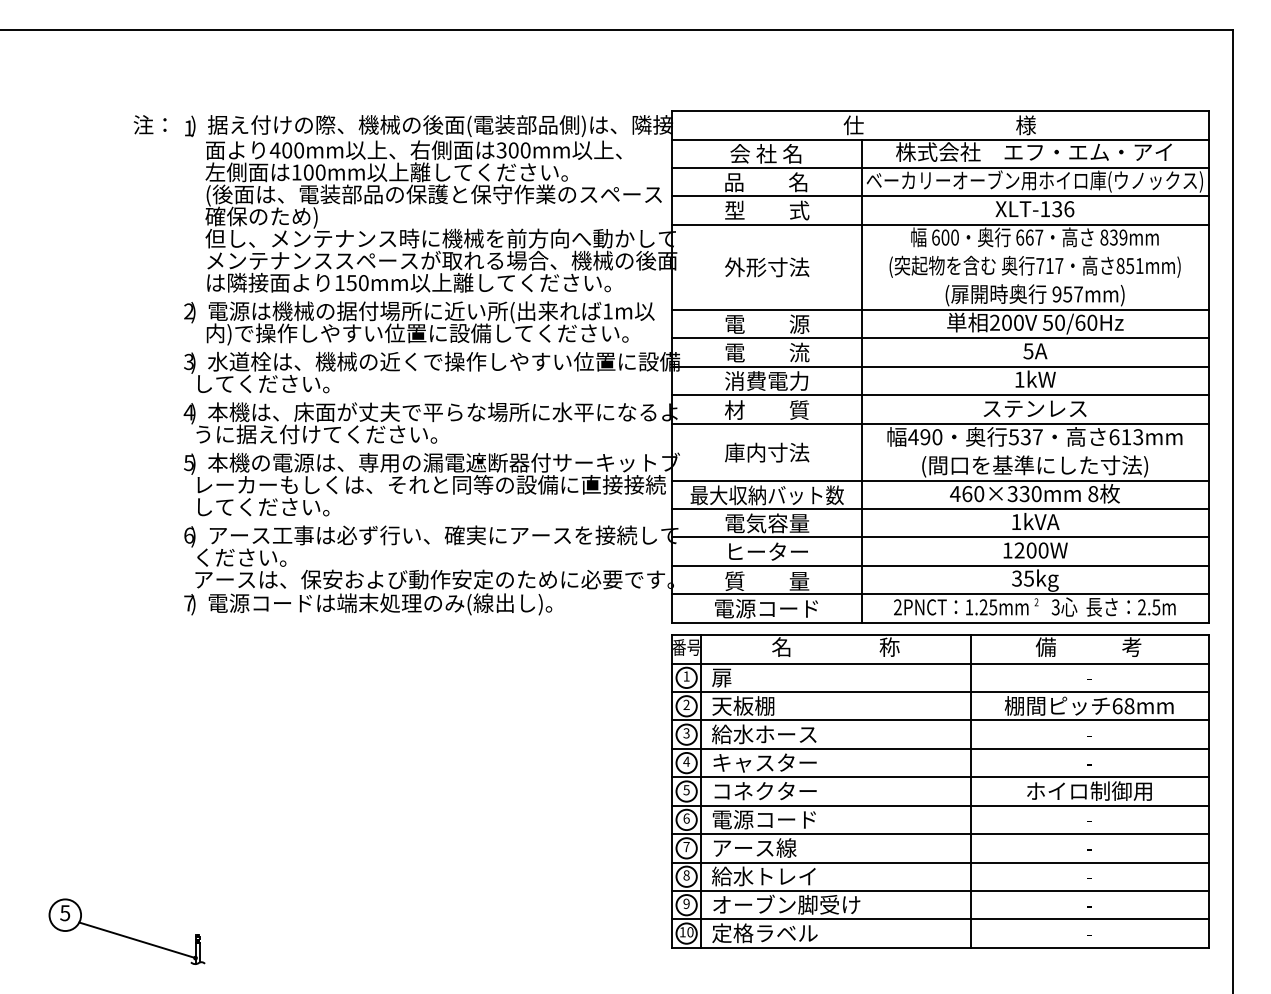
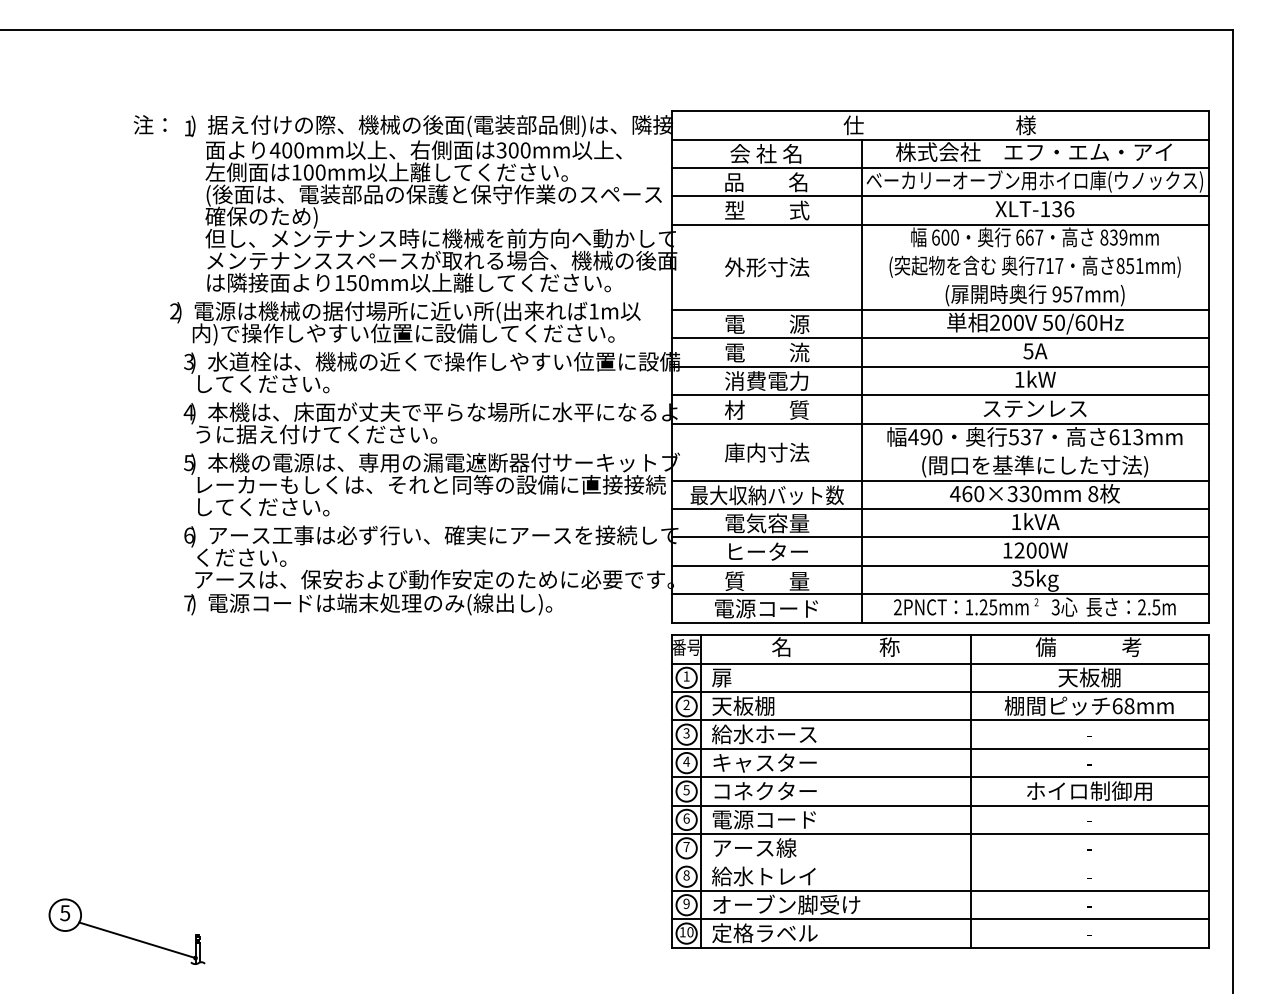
text position: (419, 323) -> (405, 323) (405, 323)
text: - -> 天板棚 (1089, 677)
line: present -> none (940, 862)
